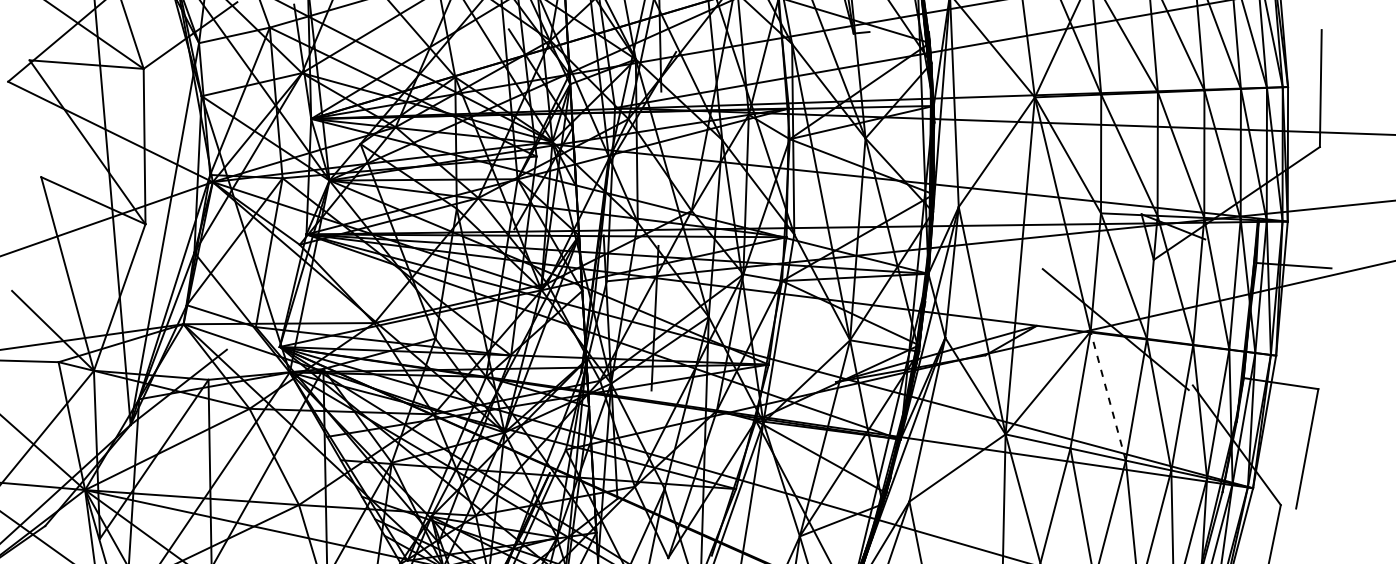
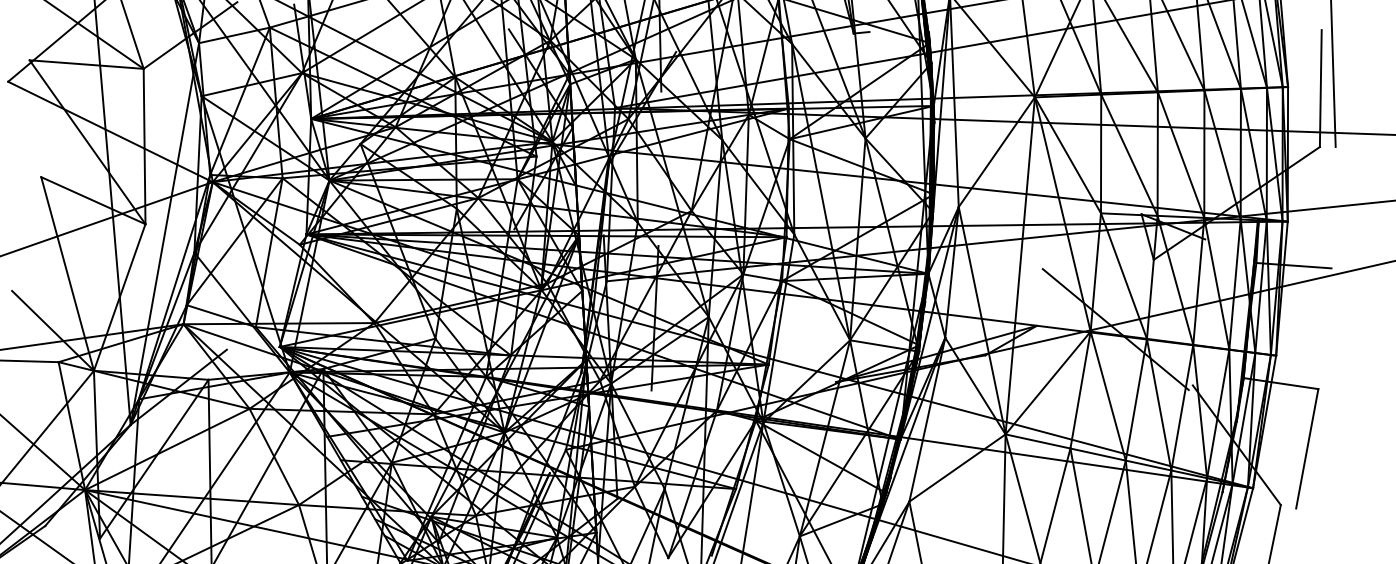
line: none -> present (1333, 74)
line: dashed -> solid (1108, 396)
